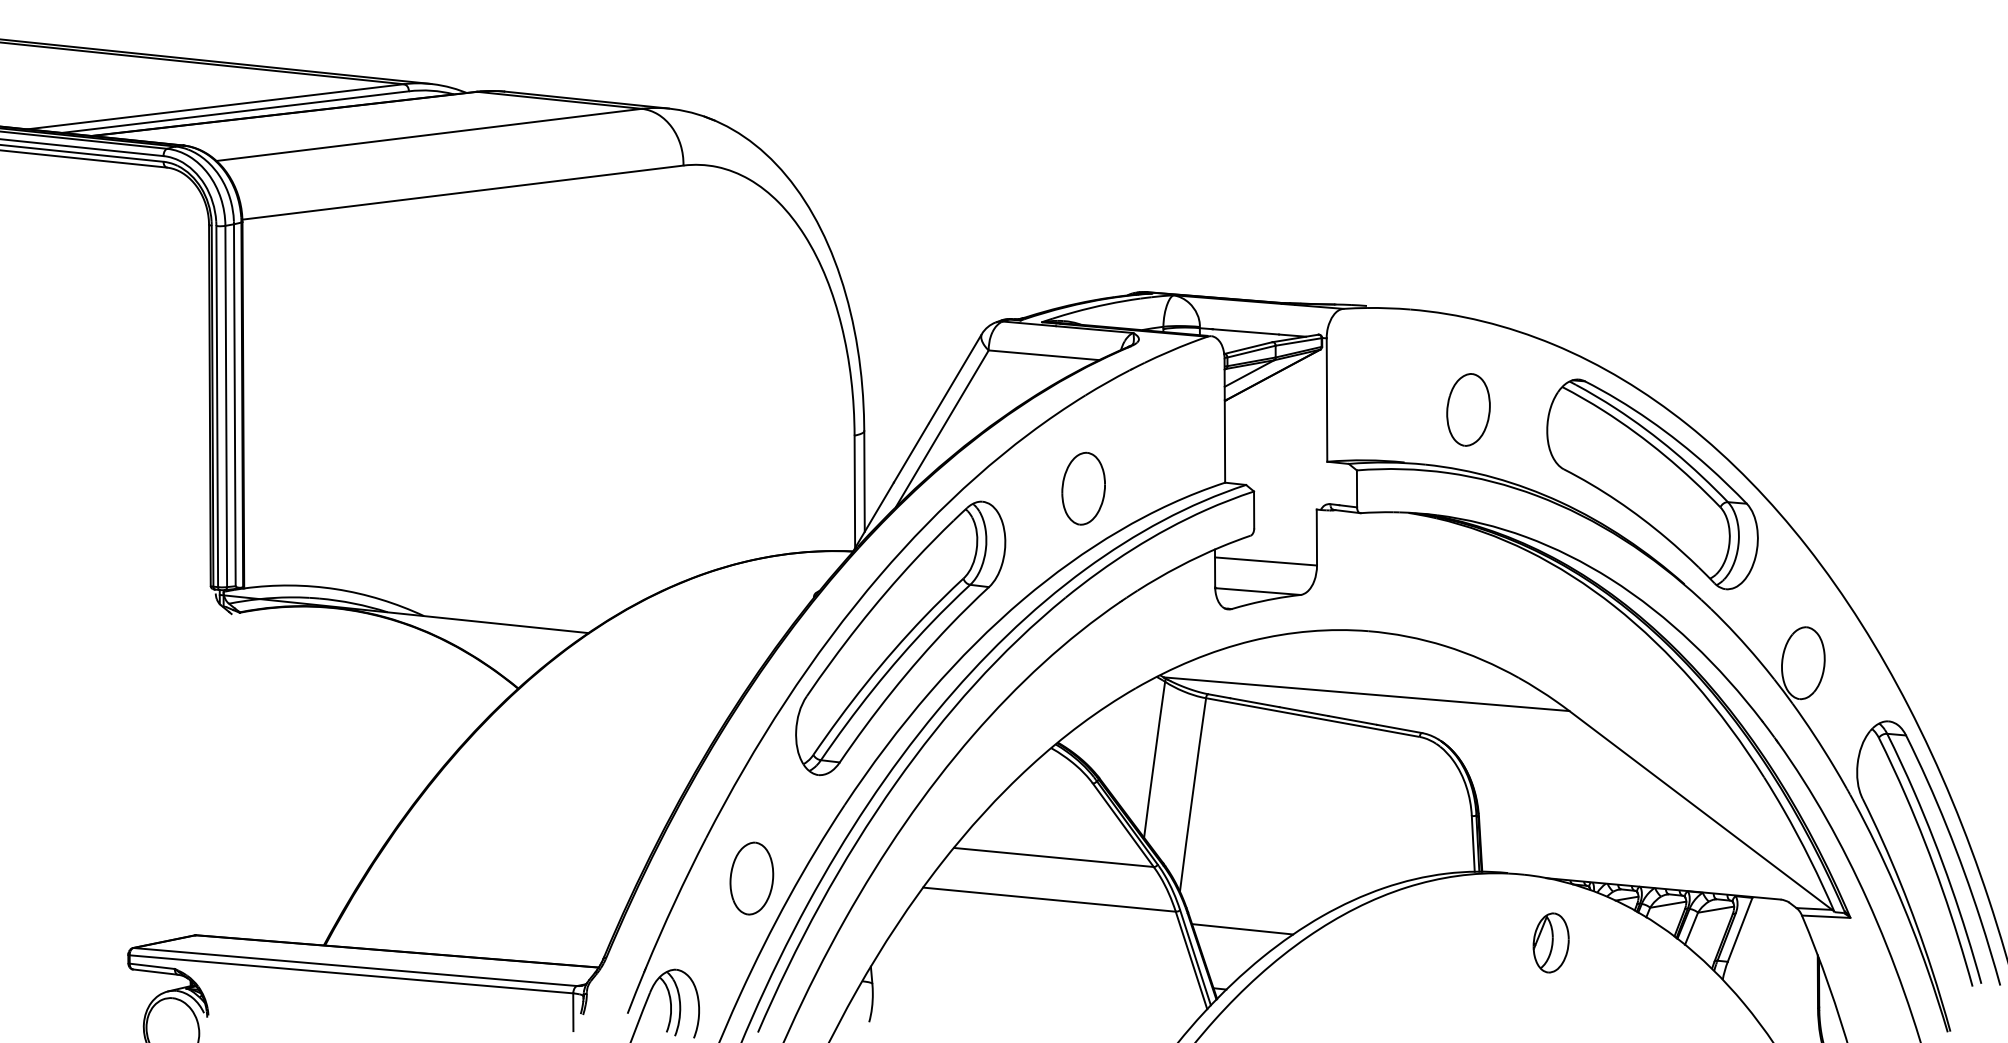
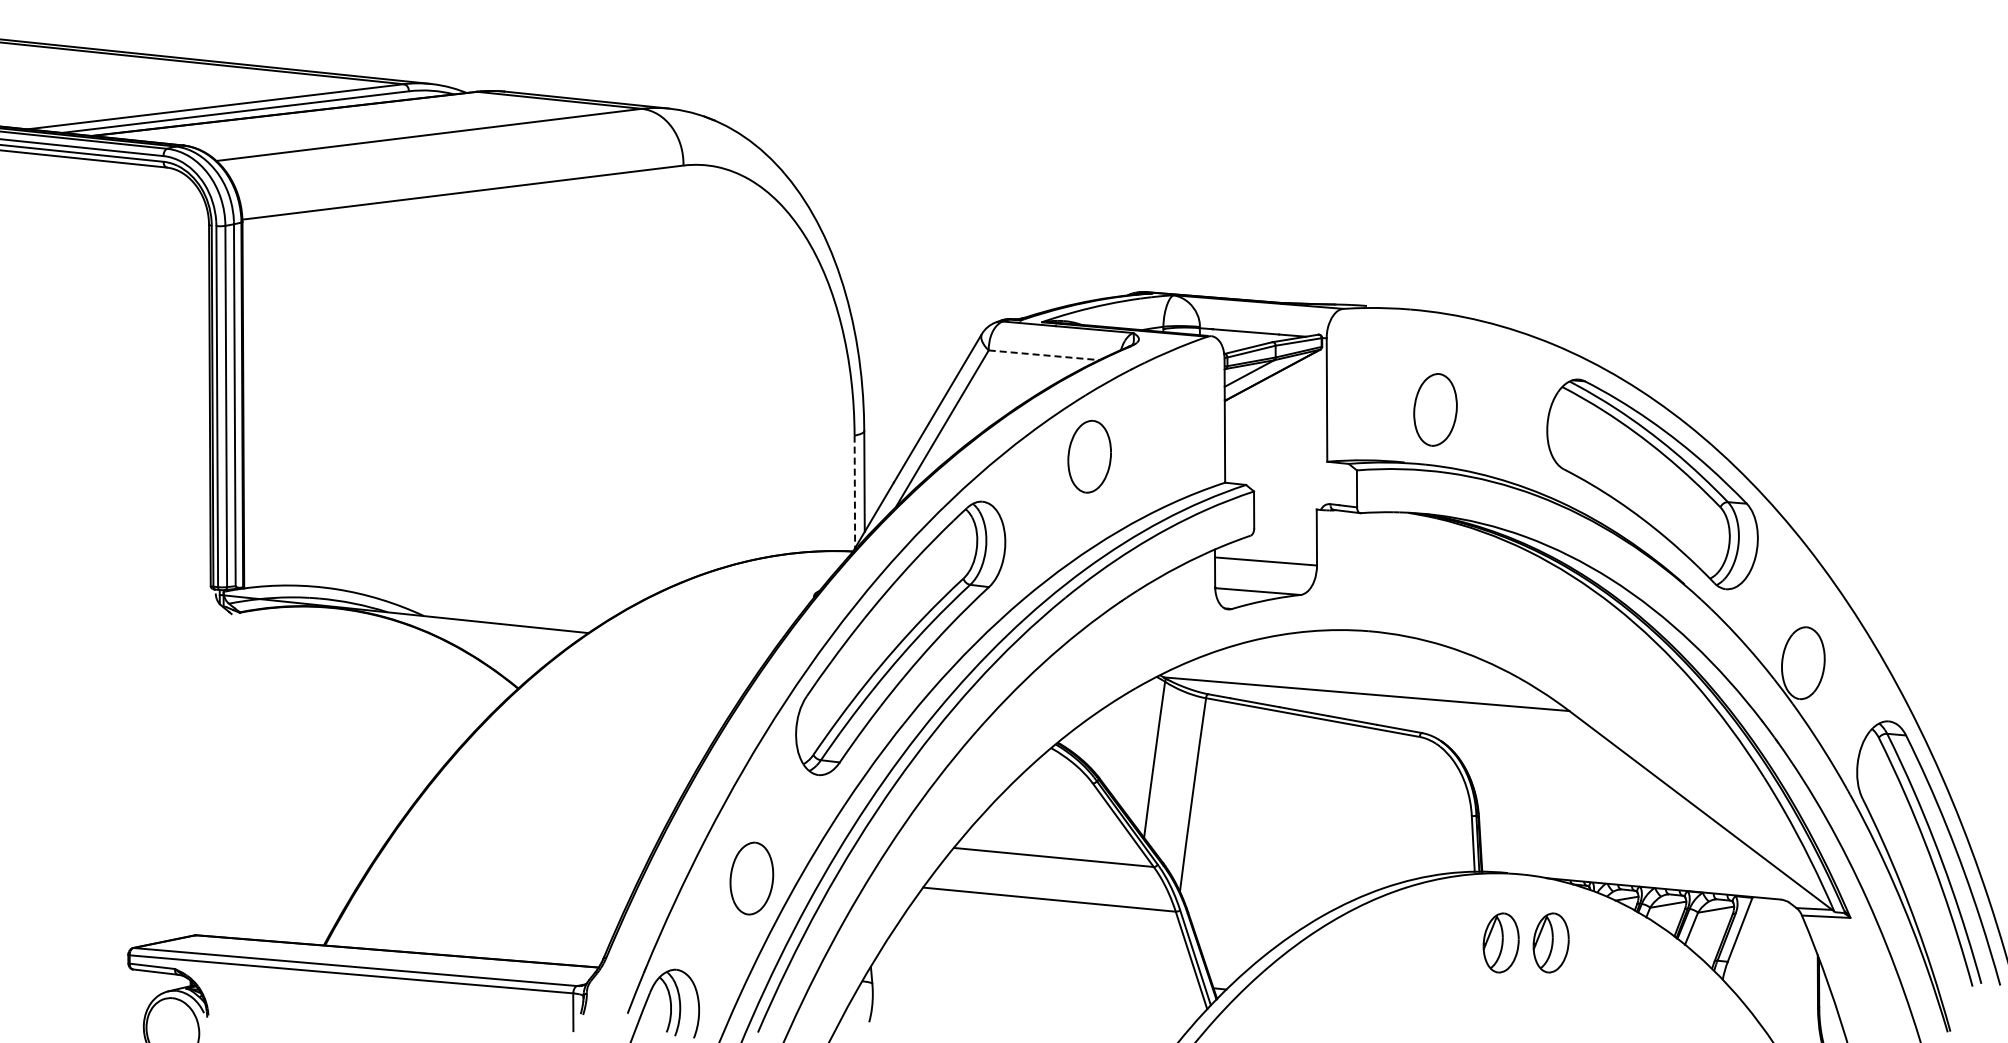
line: solid -> dashed (1044, 355)
part position: (1468, 409) -> (1435, 409) (1435, 409)
part position: (1083, 488) -> (1089, 456) (1089, 456)
line: solid -> dashed (854, 492)
line: present -> none (1242, 929)
part: none -> present (1500, 942)
